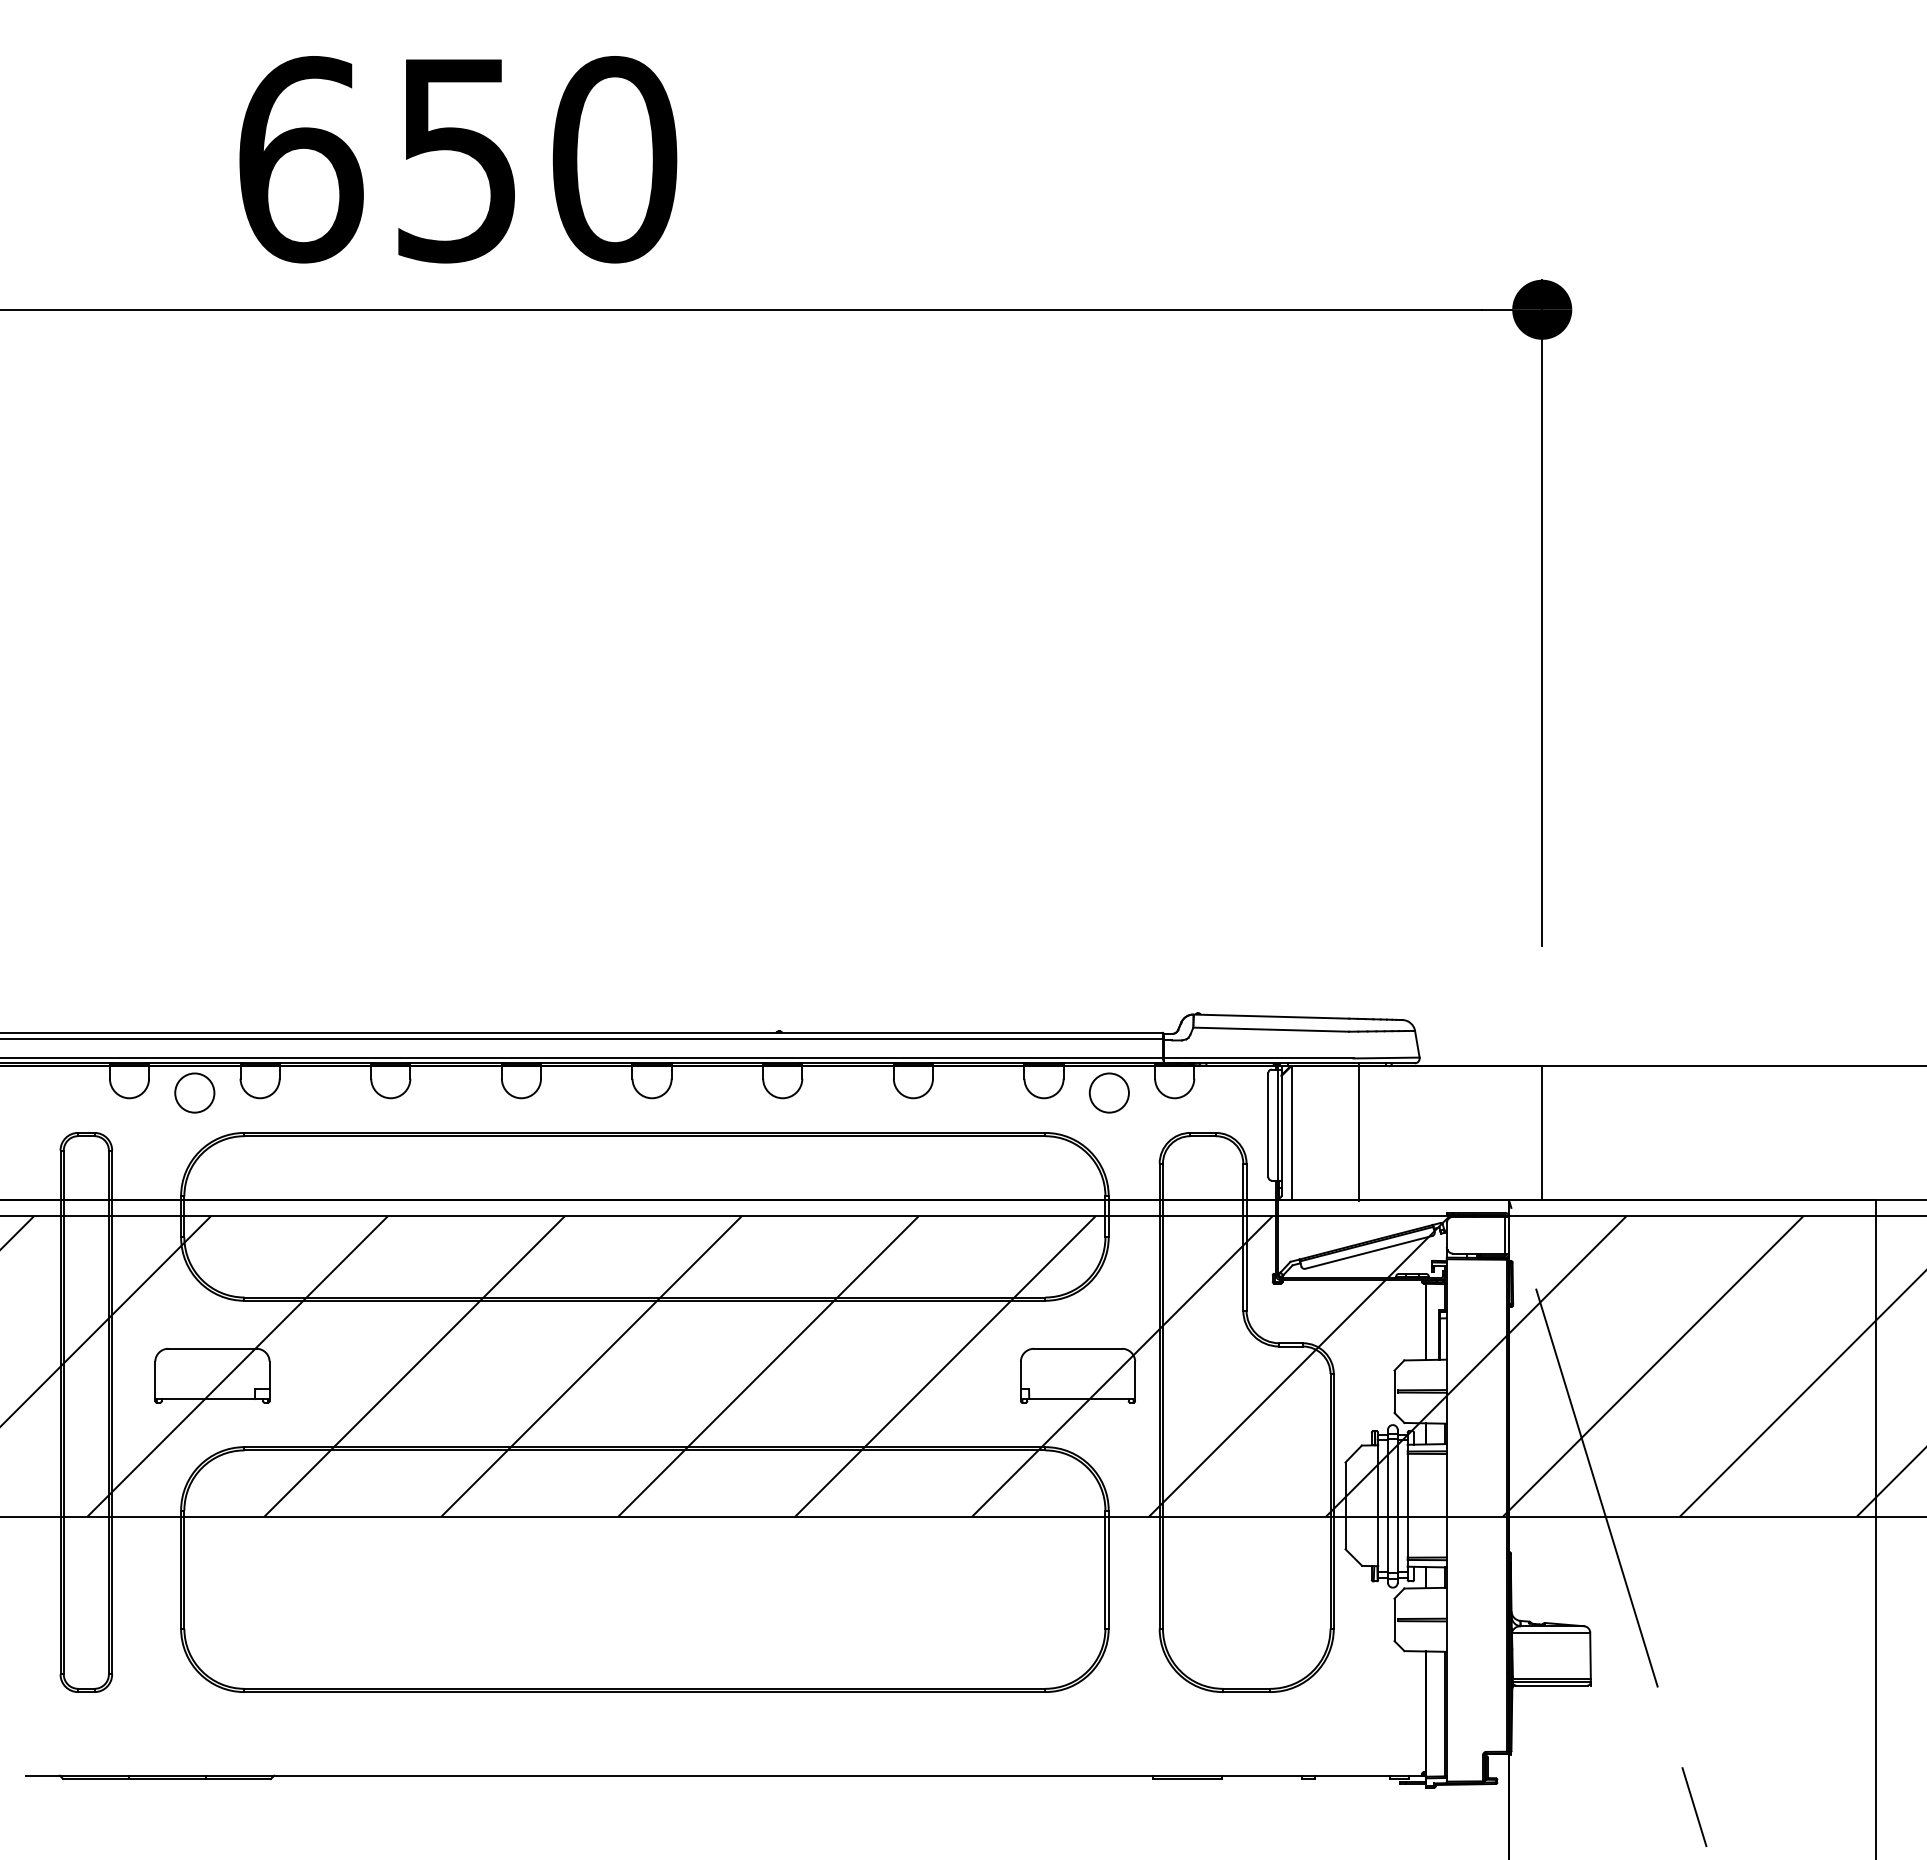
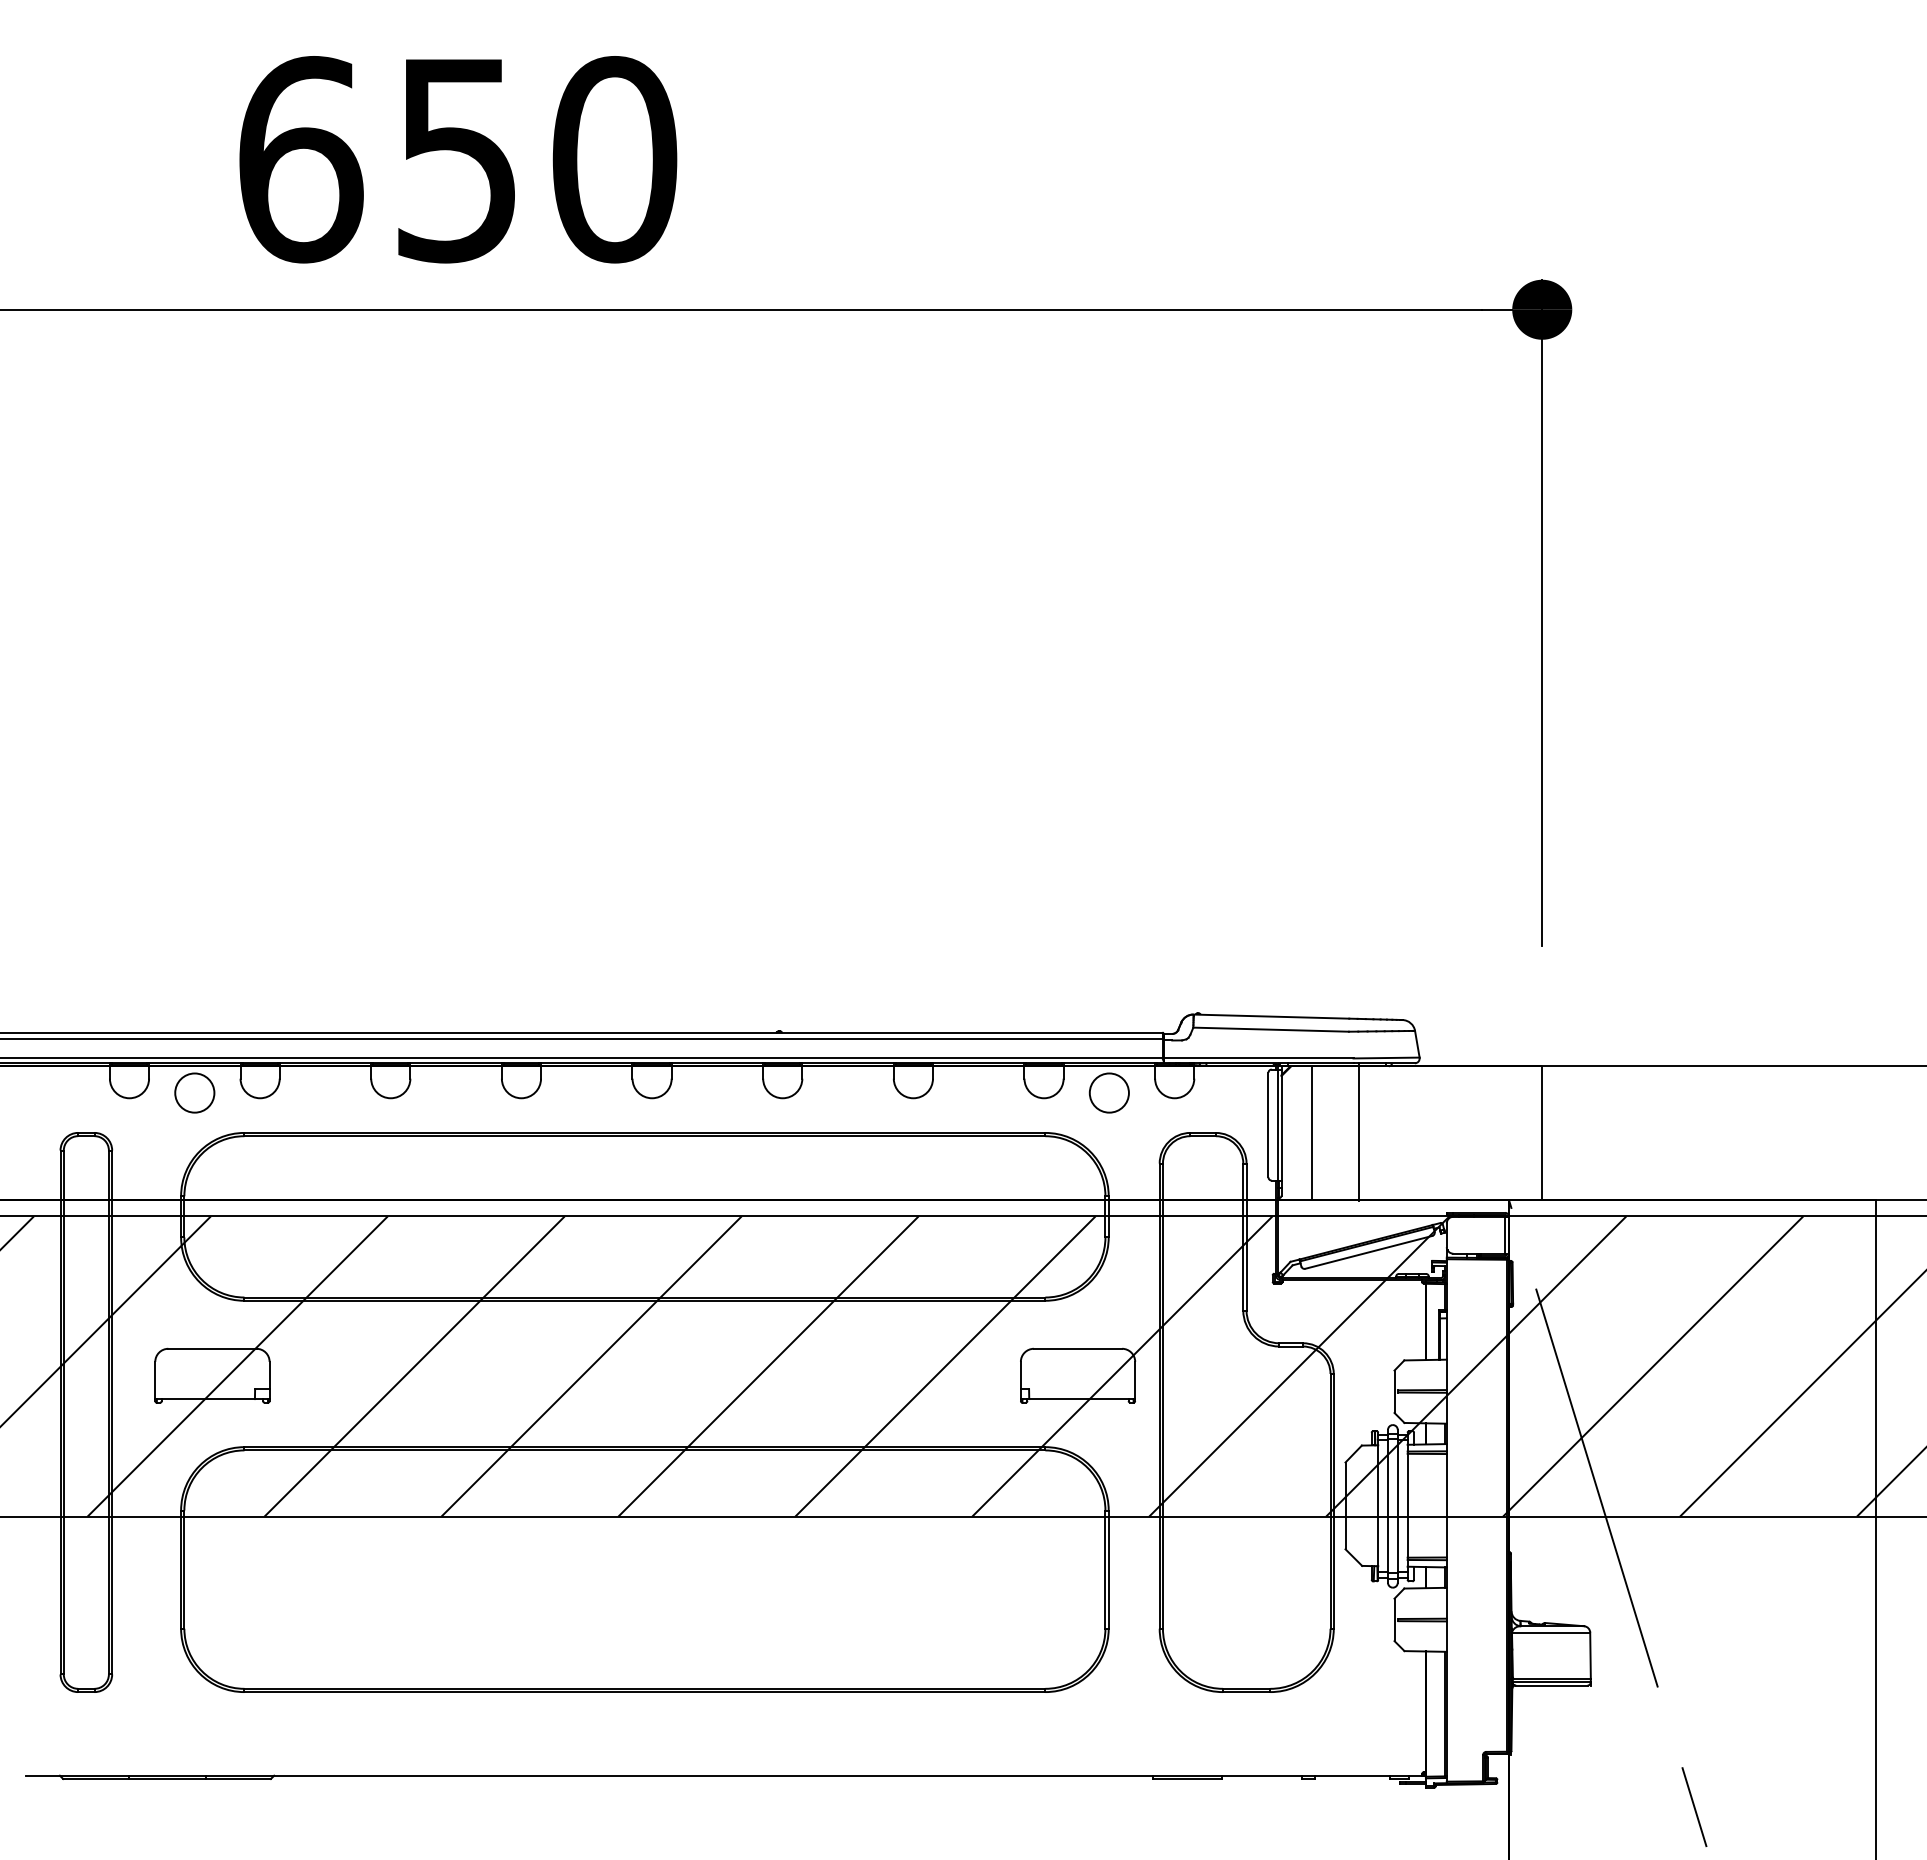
line position: (1292, 1132) -> (1312, 1132) (1312, 1132)
